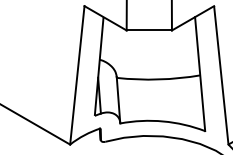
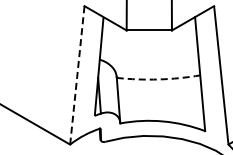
line: solid -> dashed (77, 75)
arc: solid -> dashed (158, 79)
